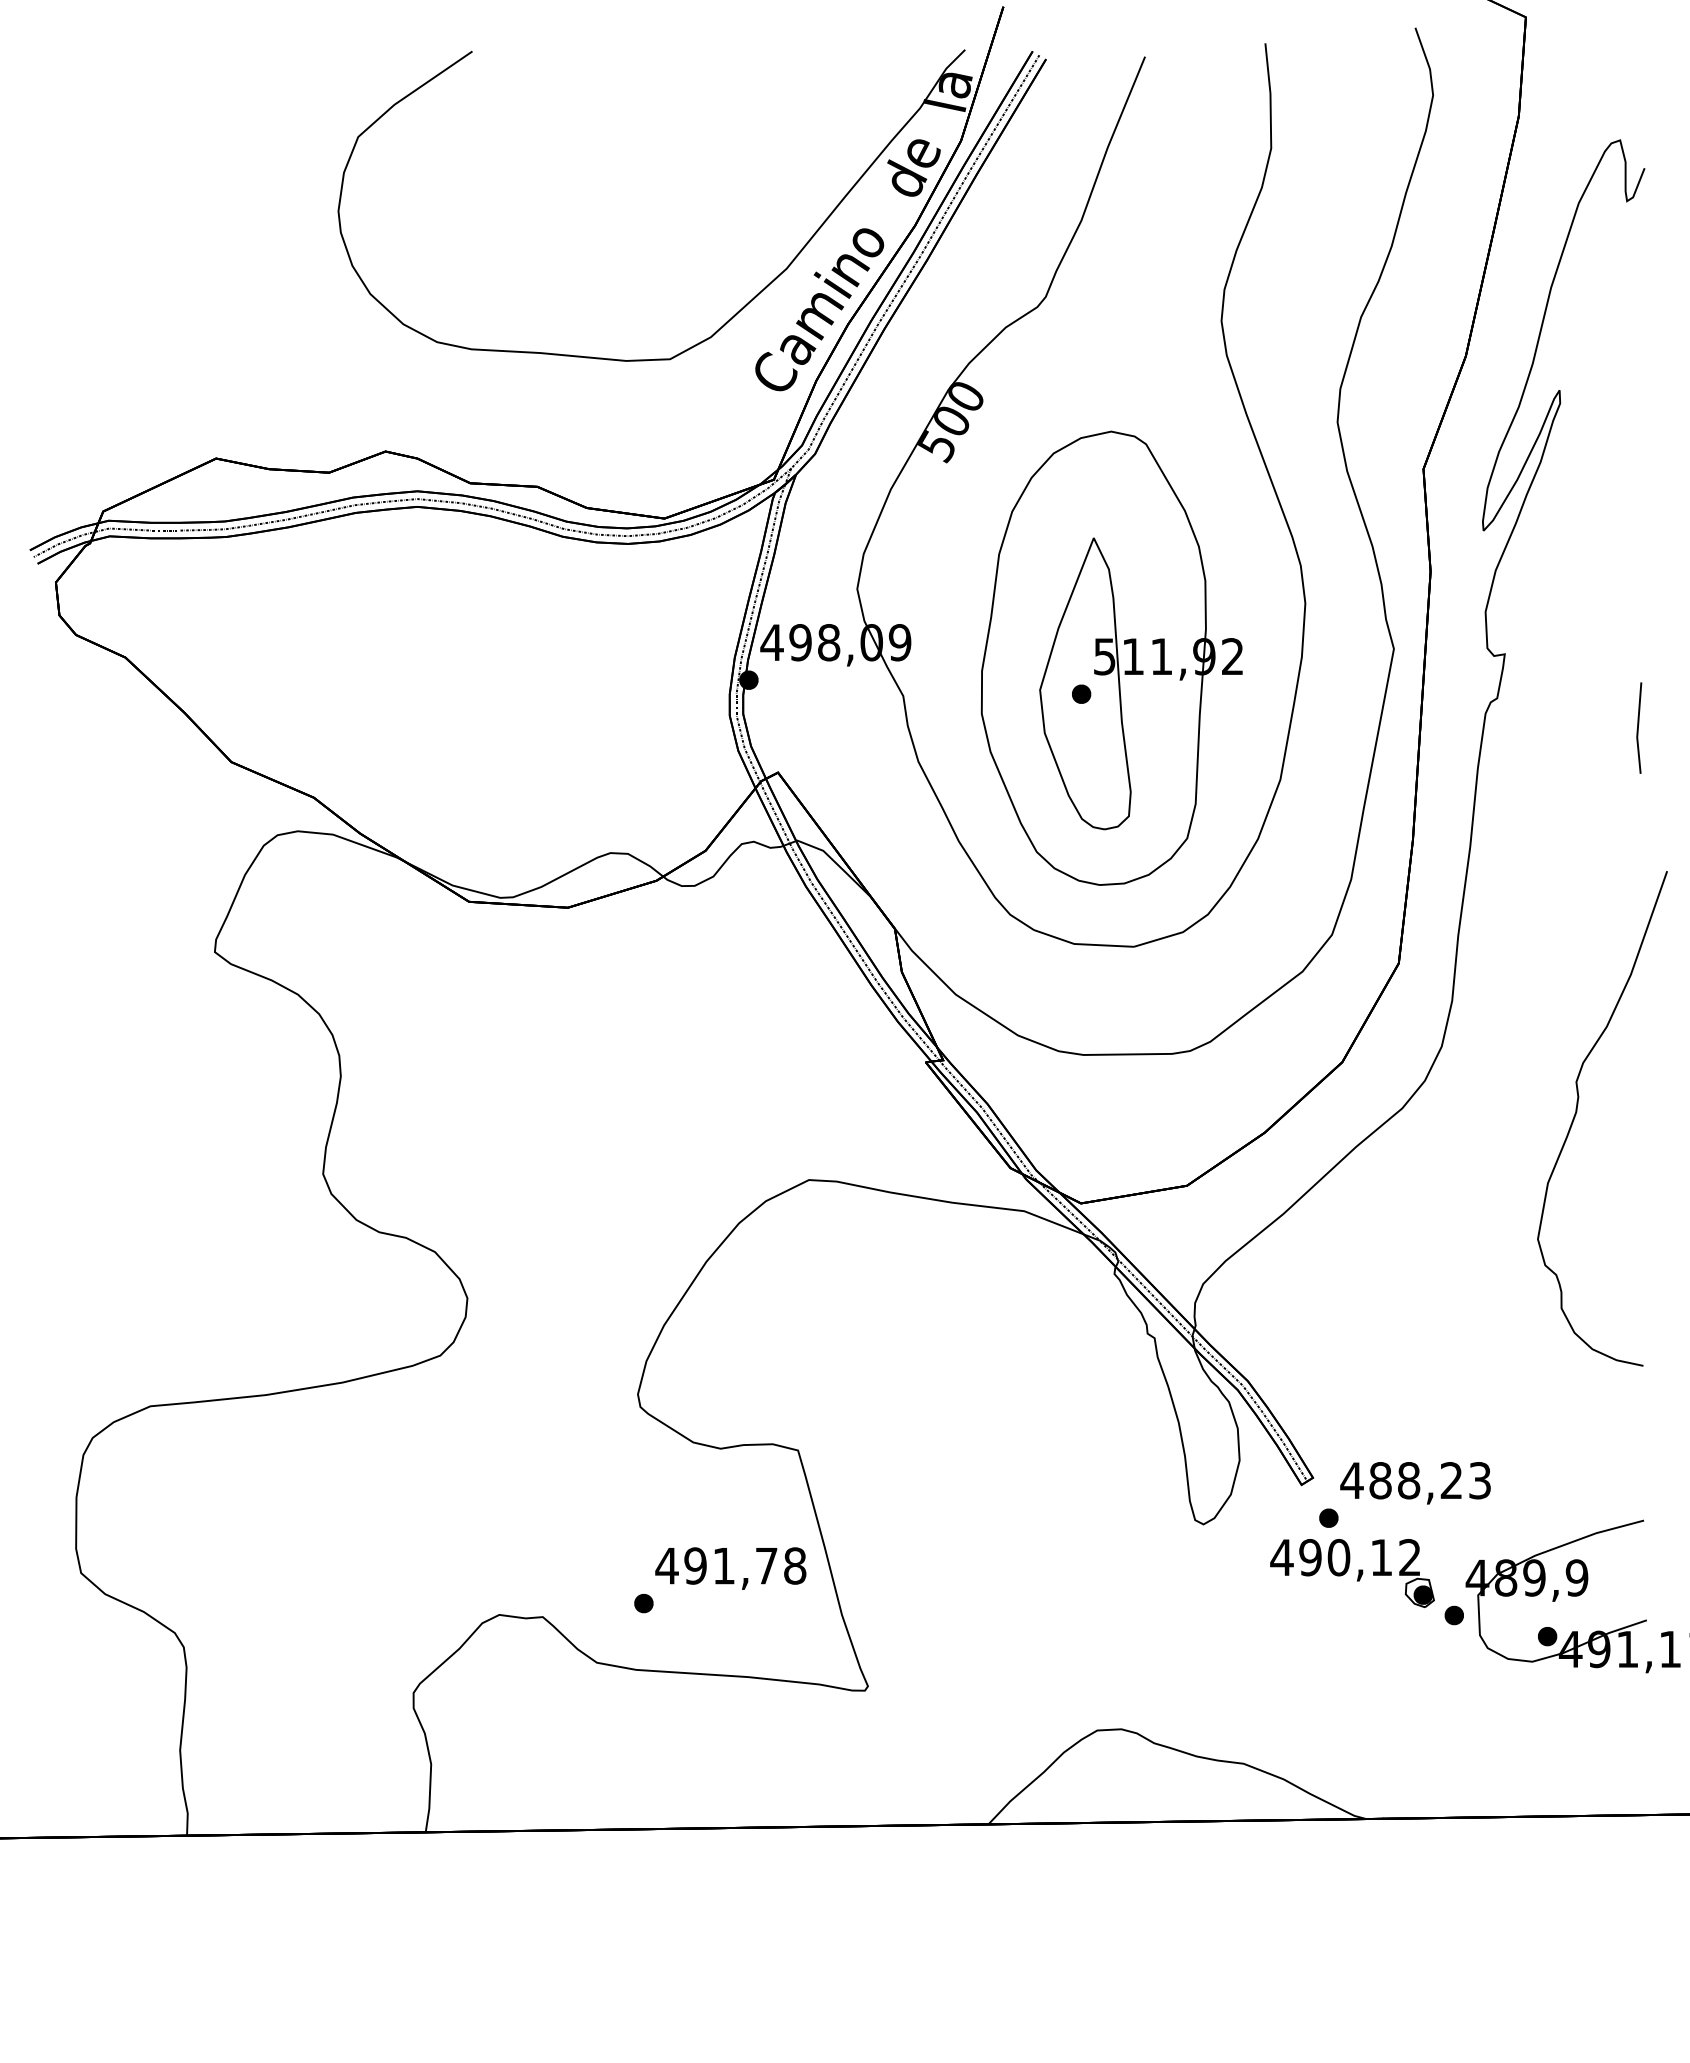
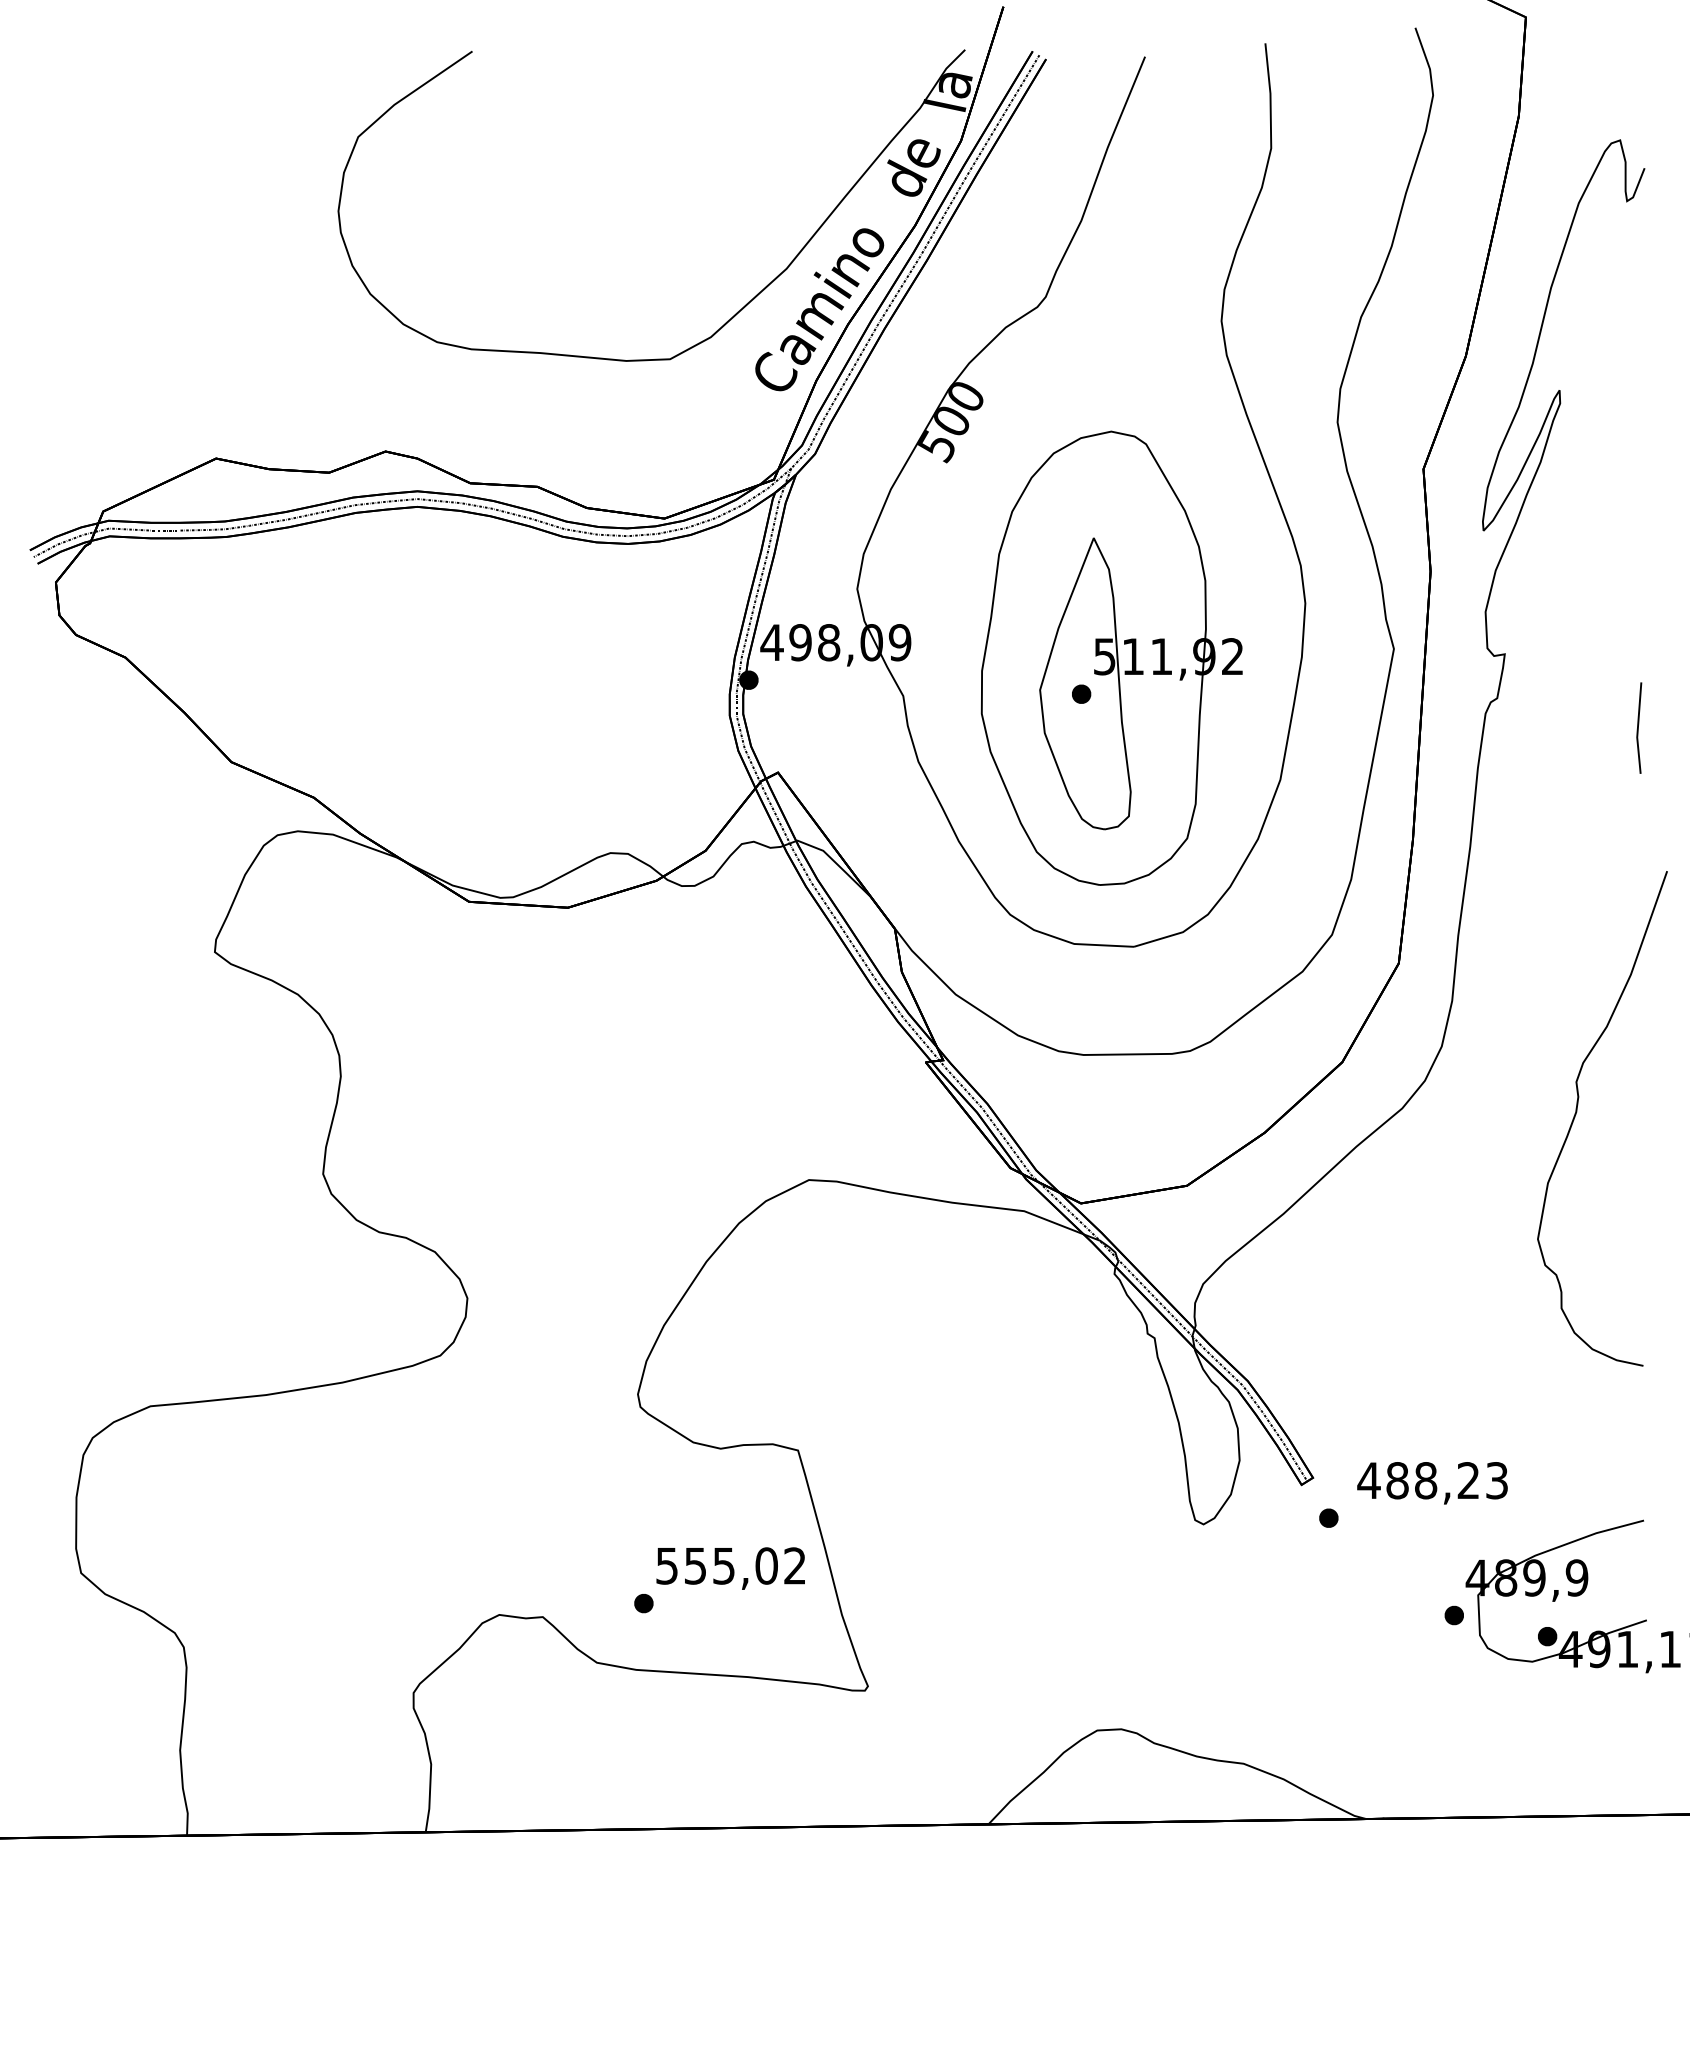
text position: (1415, 1483) -> (1432, 1483) (1432, 1483)
text: 491,78 -> 555,02 (730, 1565)
part: present -> none (1352, 1573)
